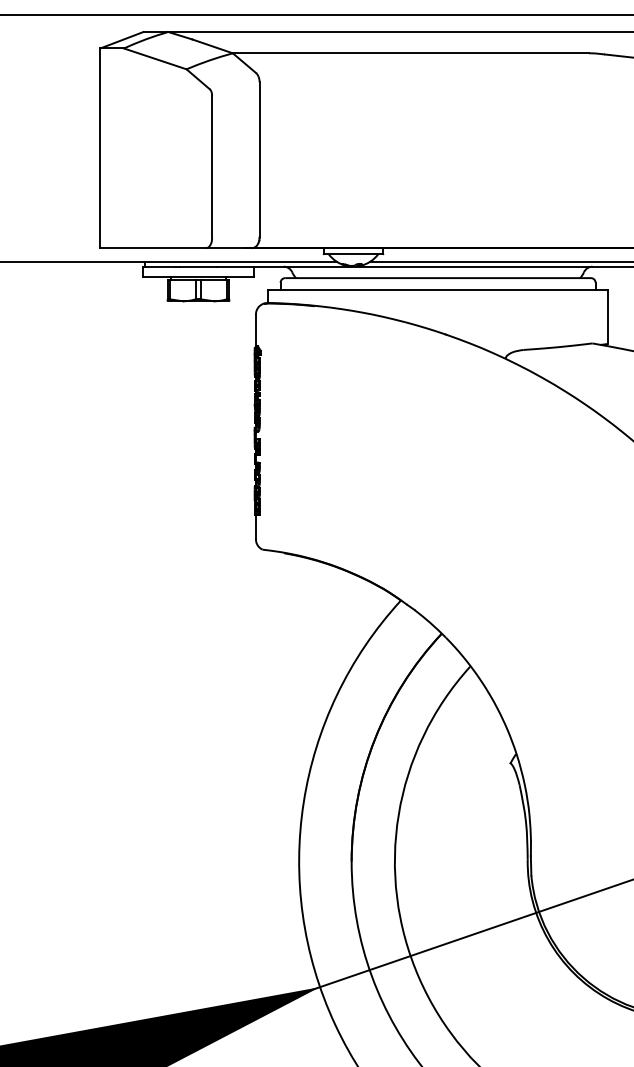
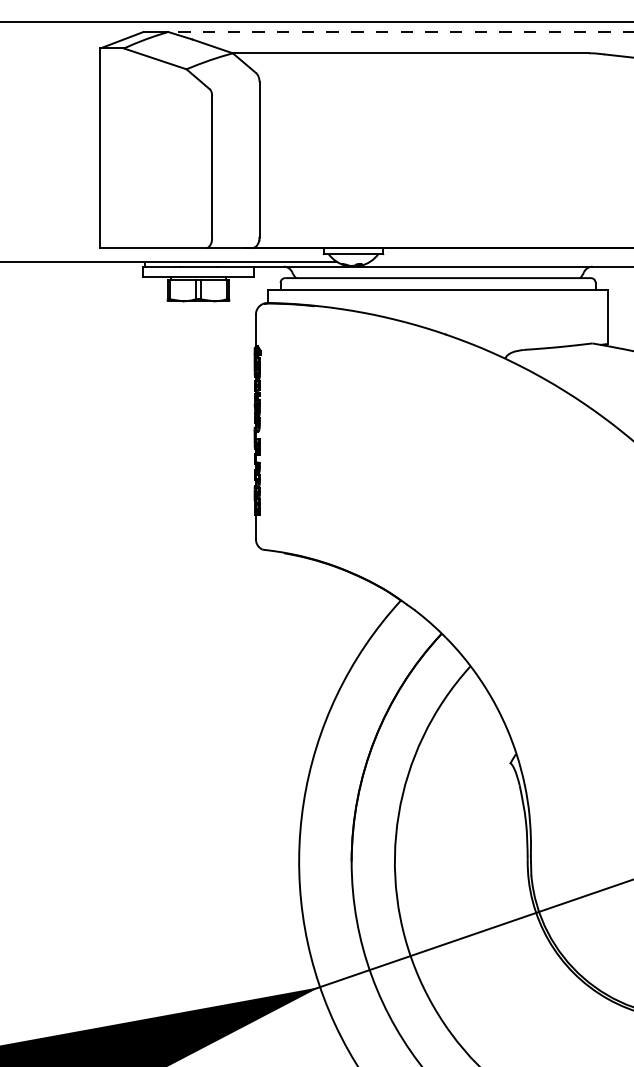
line position: (316, 14) -> (316, 21) (316, 21)
line: solid -> dashed (400, 32)
line: present -> none (500, 261)
